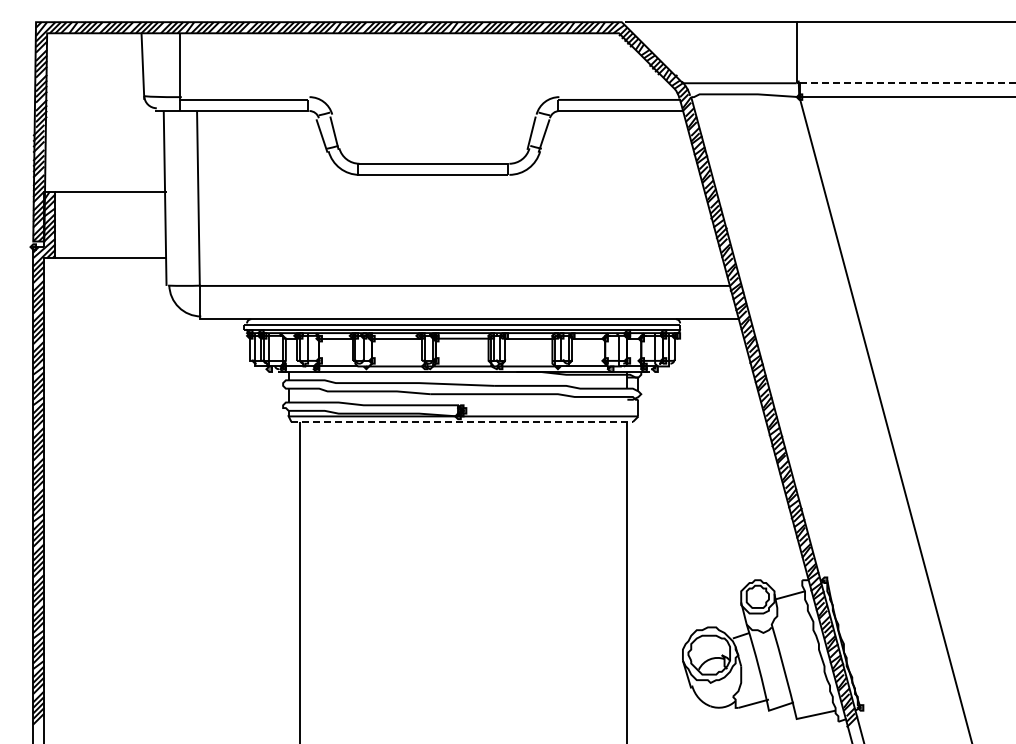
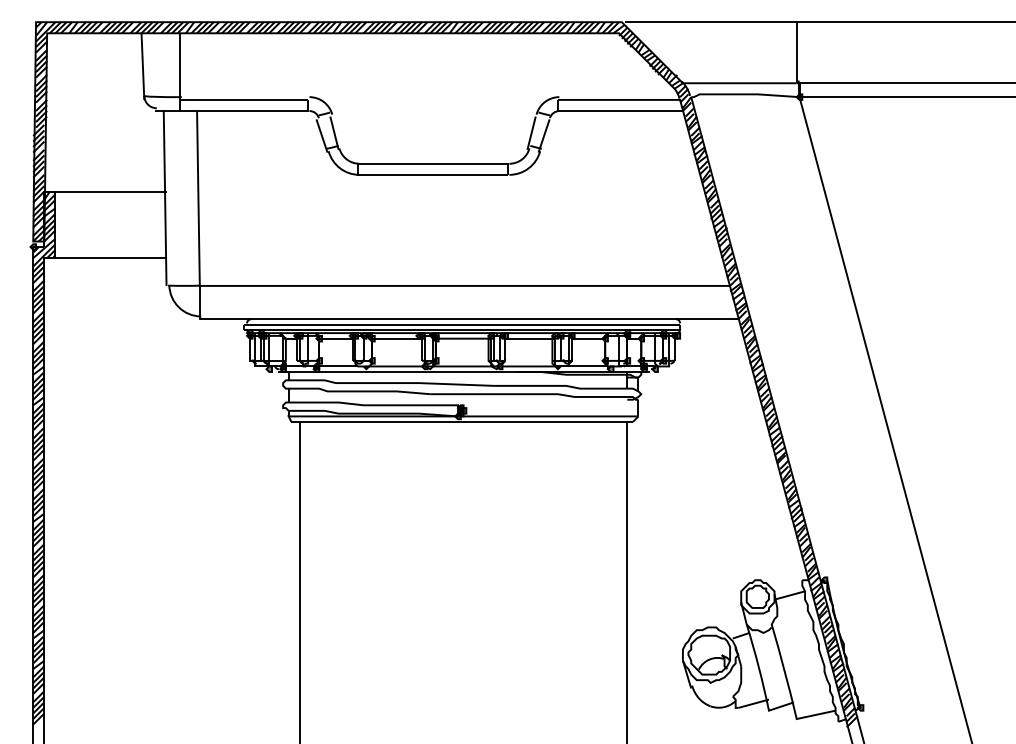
line: dashed -> solid (907, 83)
line: dashed -> solid (462, 421)
